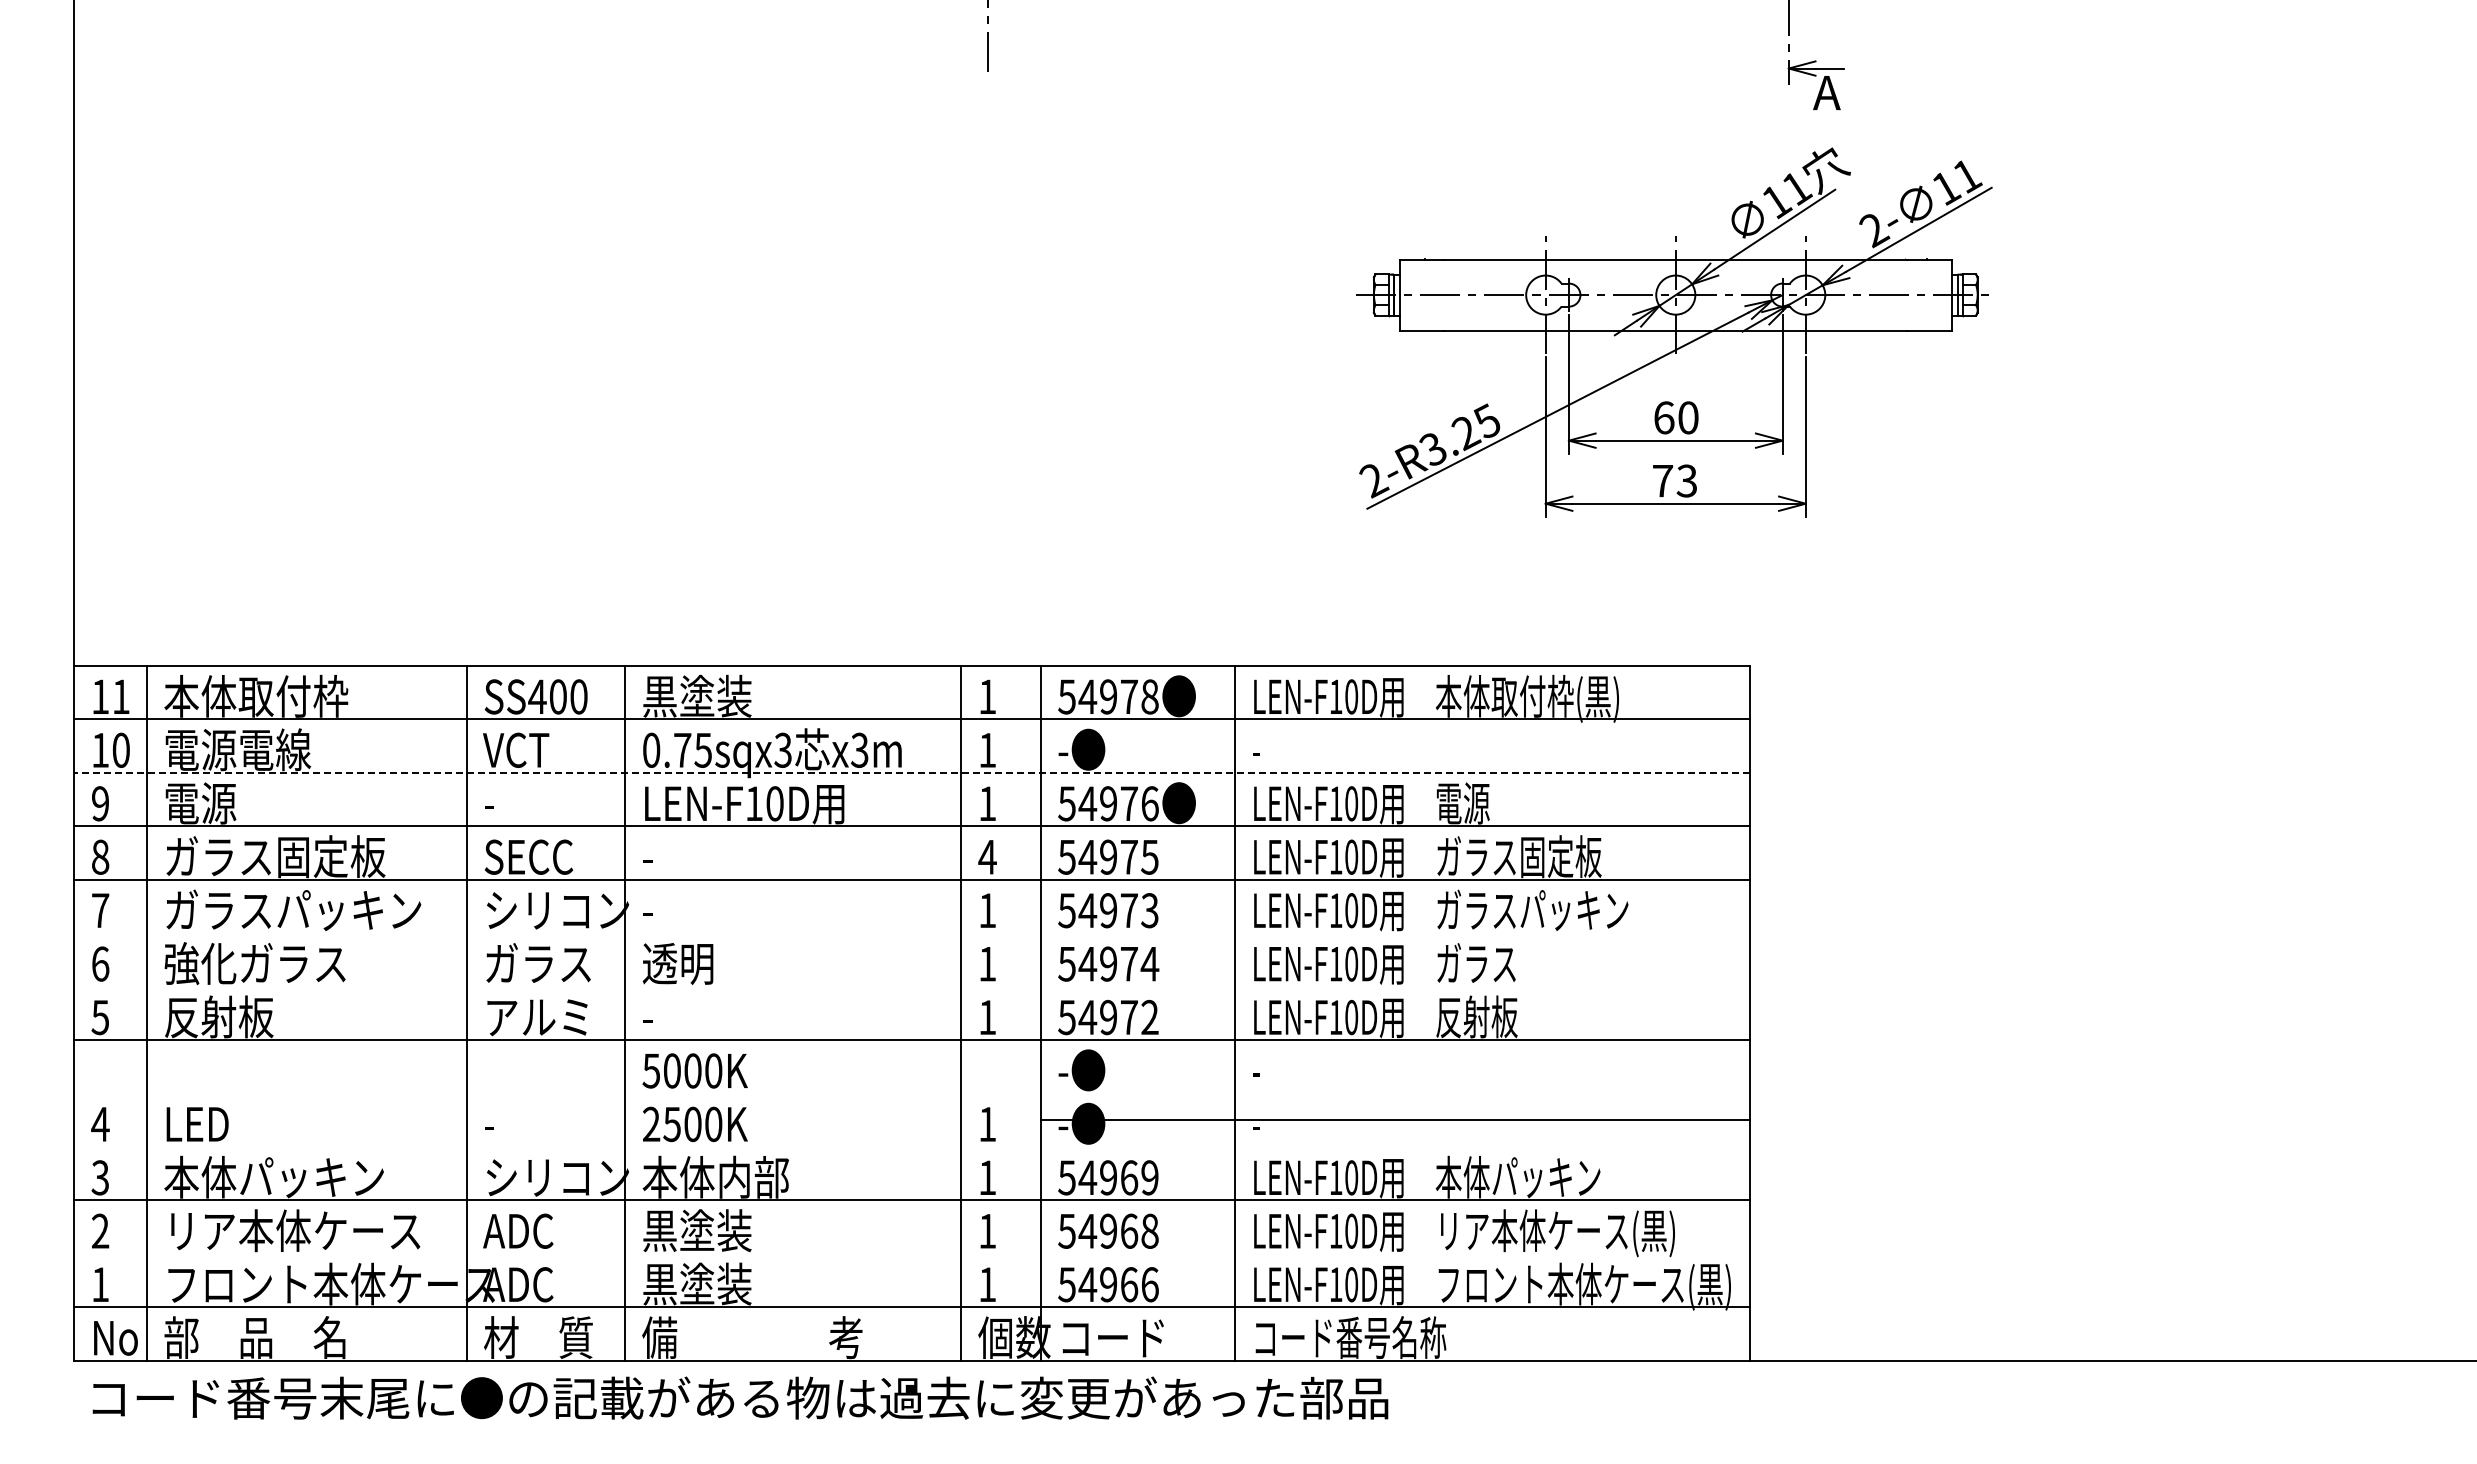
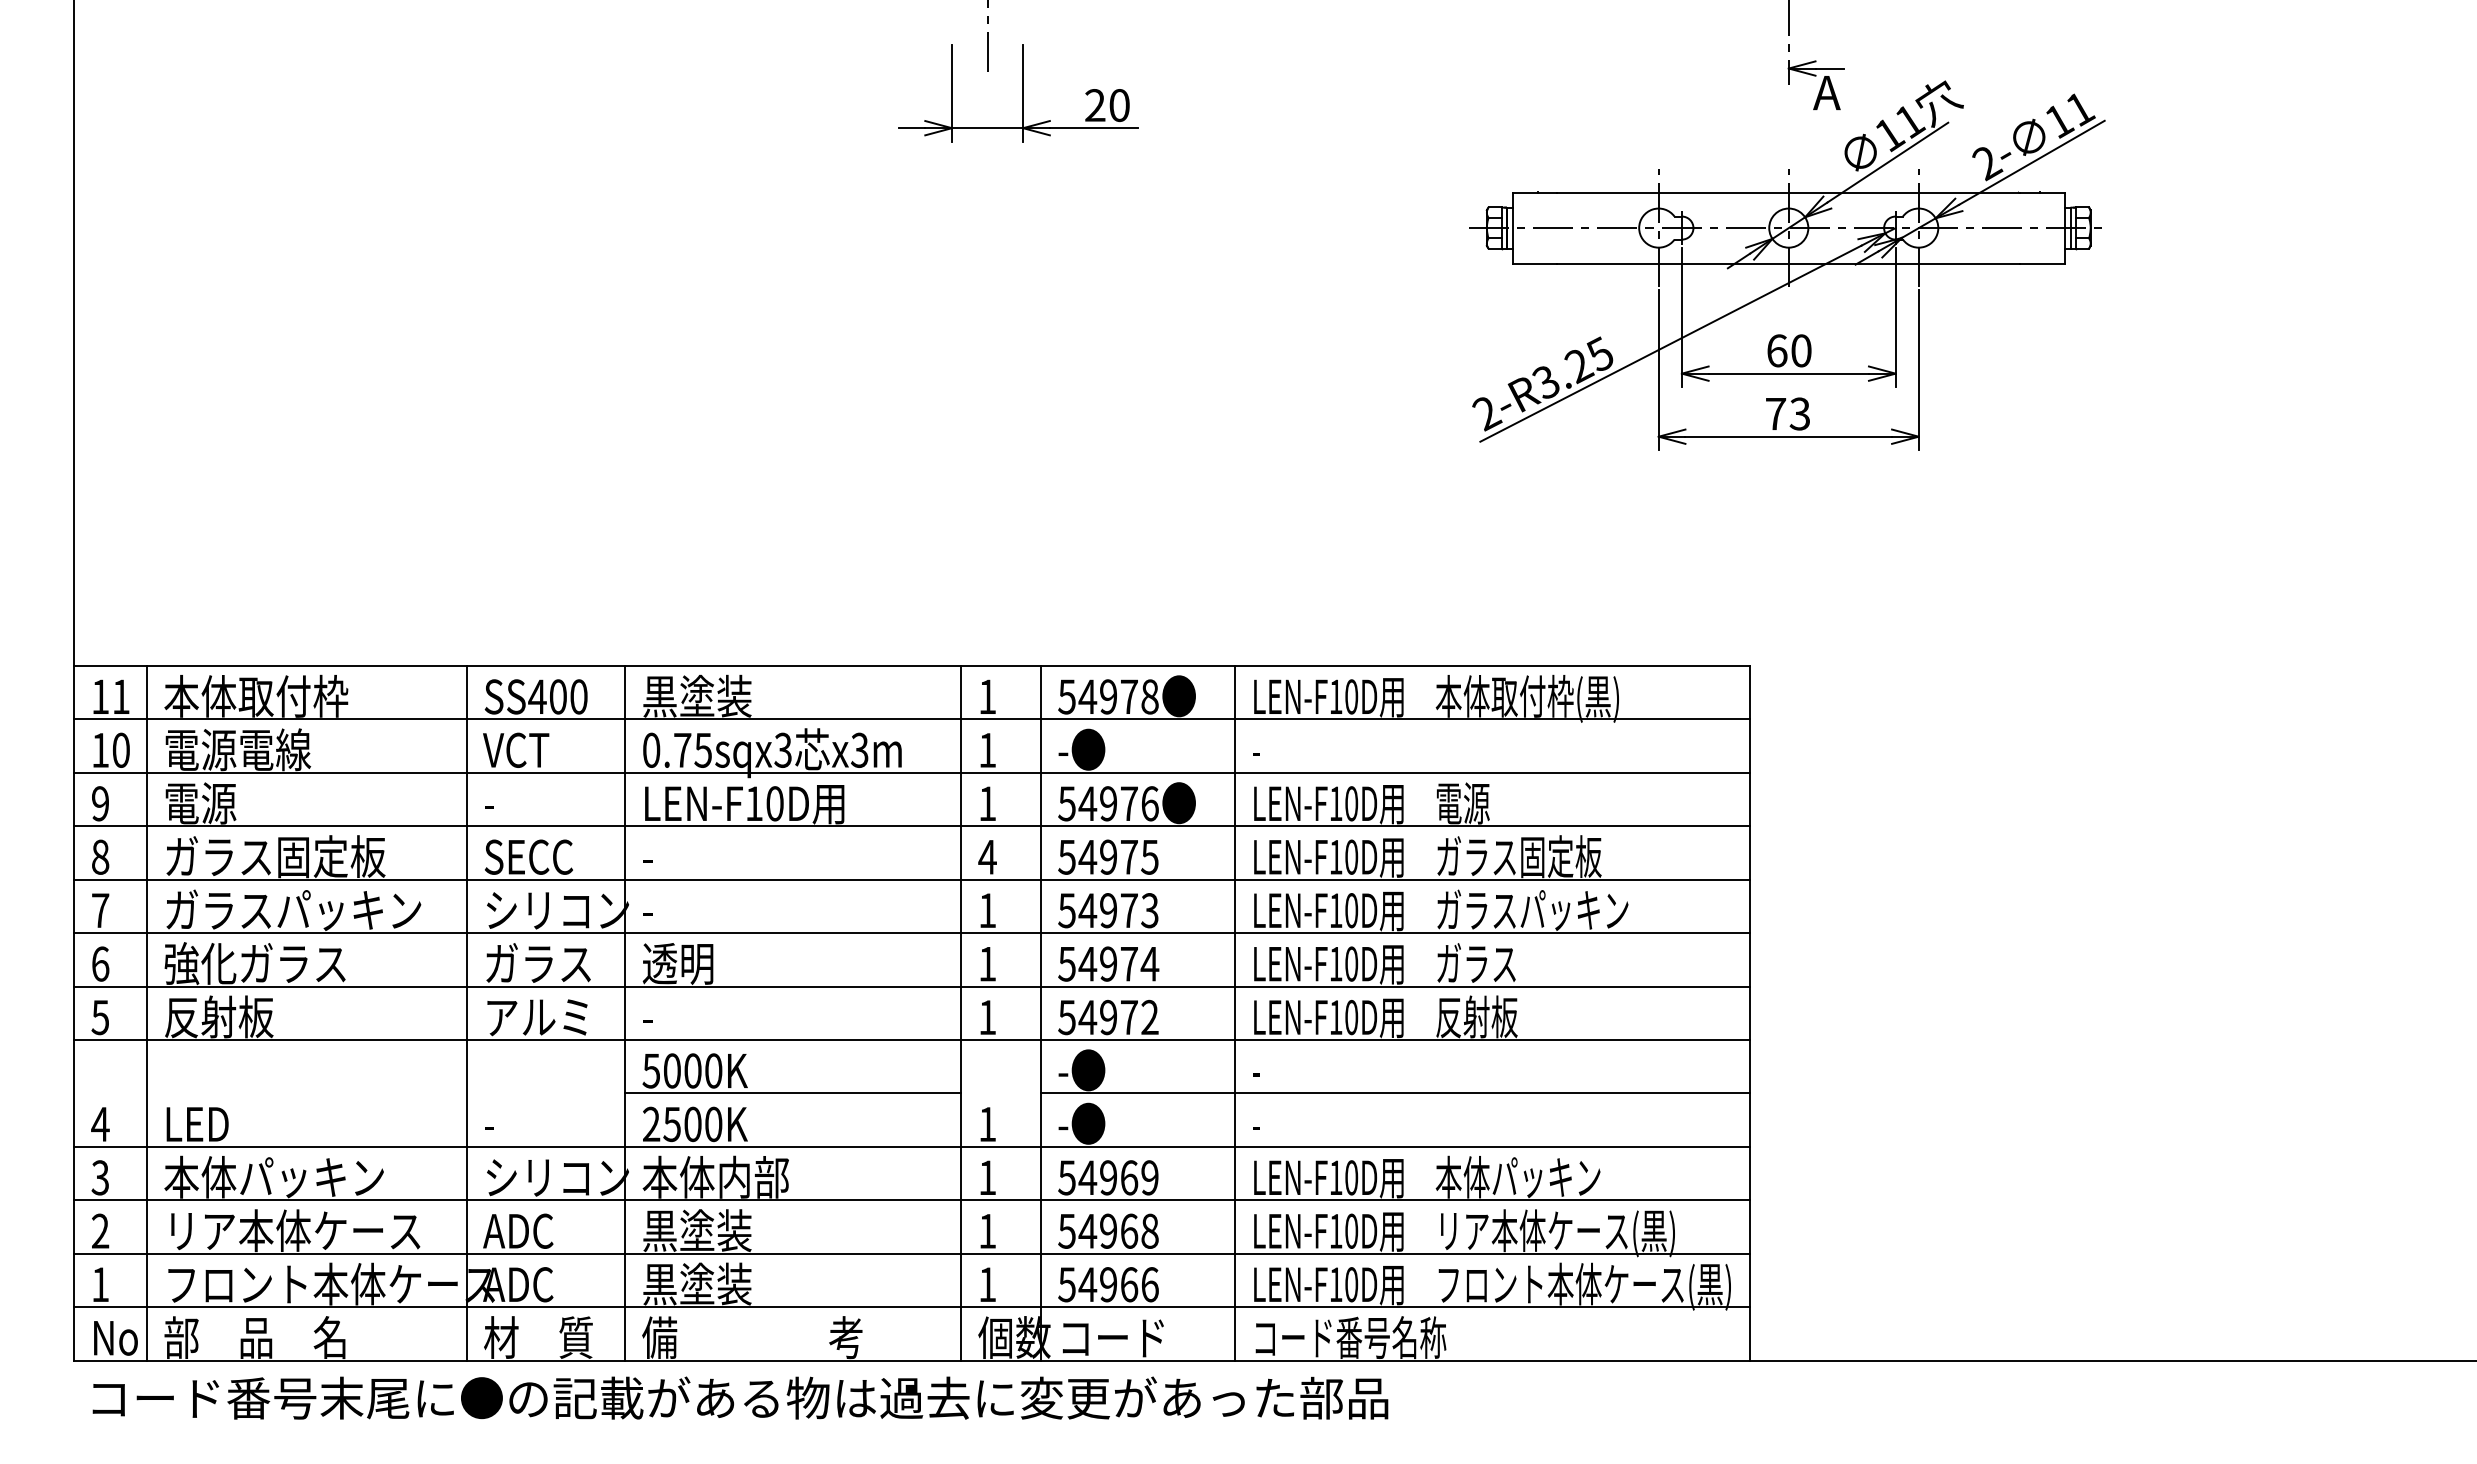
part: none -> present (1018, 93)
part position: (1674, 332) -> (1787, 265) (1787, 265)
line: dashed -> solid (912, 772)
line: none -> present (911, 933)
line: none -> present (911, 986)
line: none -> present (793, 1093)
line position: (1394, 1120) -> (1394, 1093) (1394, 1093)
line: none -> present (911, 1146)
line: none -> present (911, 1253)
